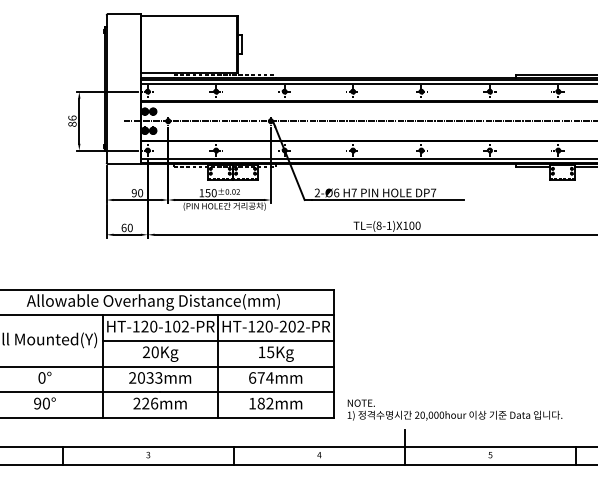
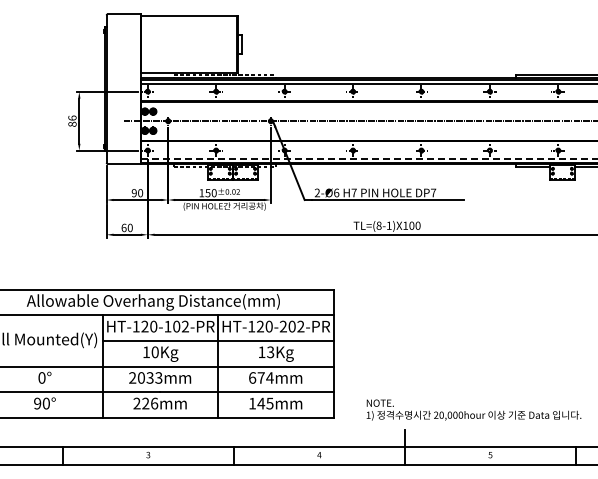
line: solid -> dashed (369, 158)
text: 20Kg -> 10Kg (146, 351)
text: 15Kg -> 13Kg (270, 351)
text: 182mm -> 145mm (265, 403)
text position: (454, 409) -> (473, 409) (473, 409)
